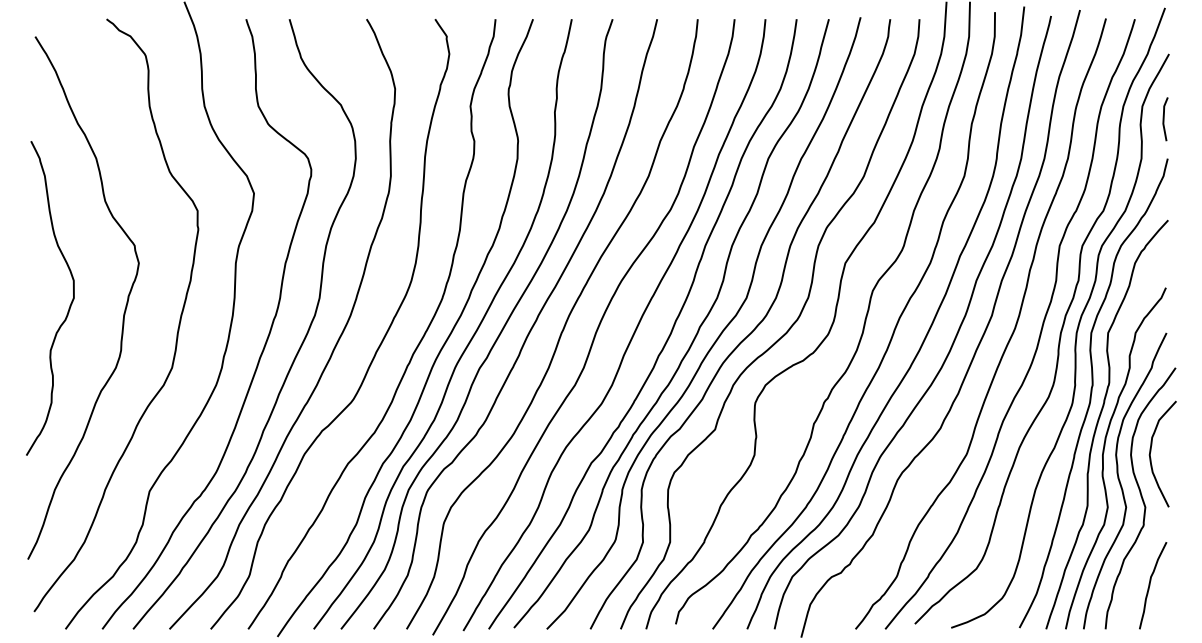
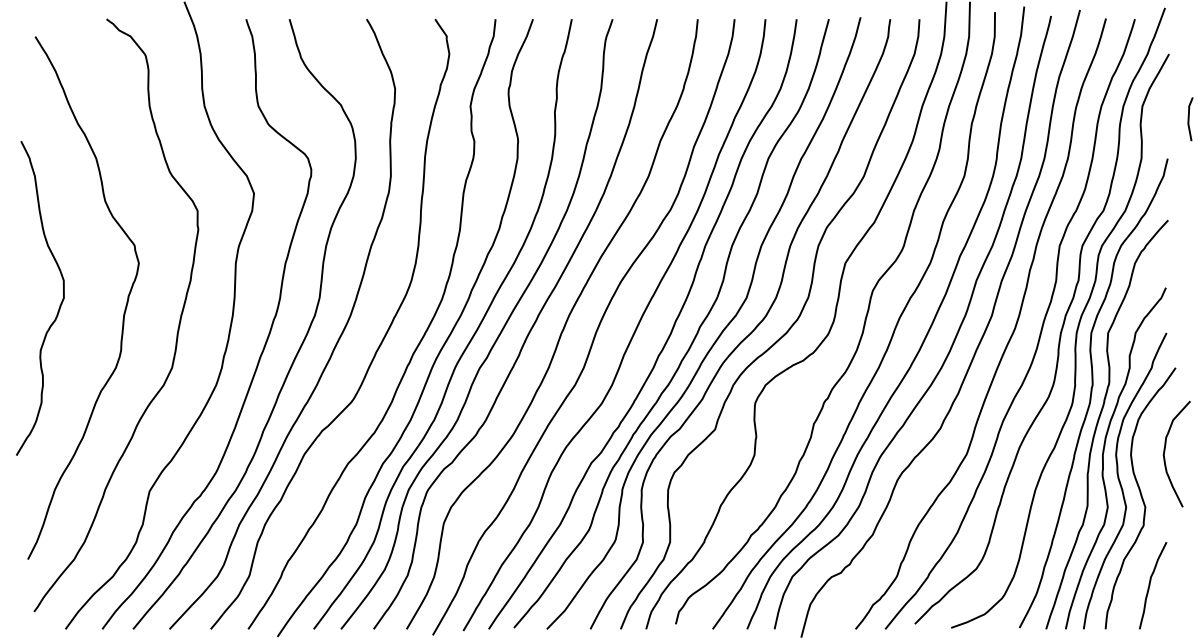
line position: (1164, 119) -> (1189, 119) (1189, 119)
curve position: (69, 305) -> (59, 305) (59, 305)
curve position: (1151, 451) -> (1165, 451) (1165, 451)
